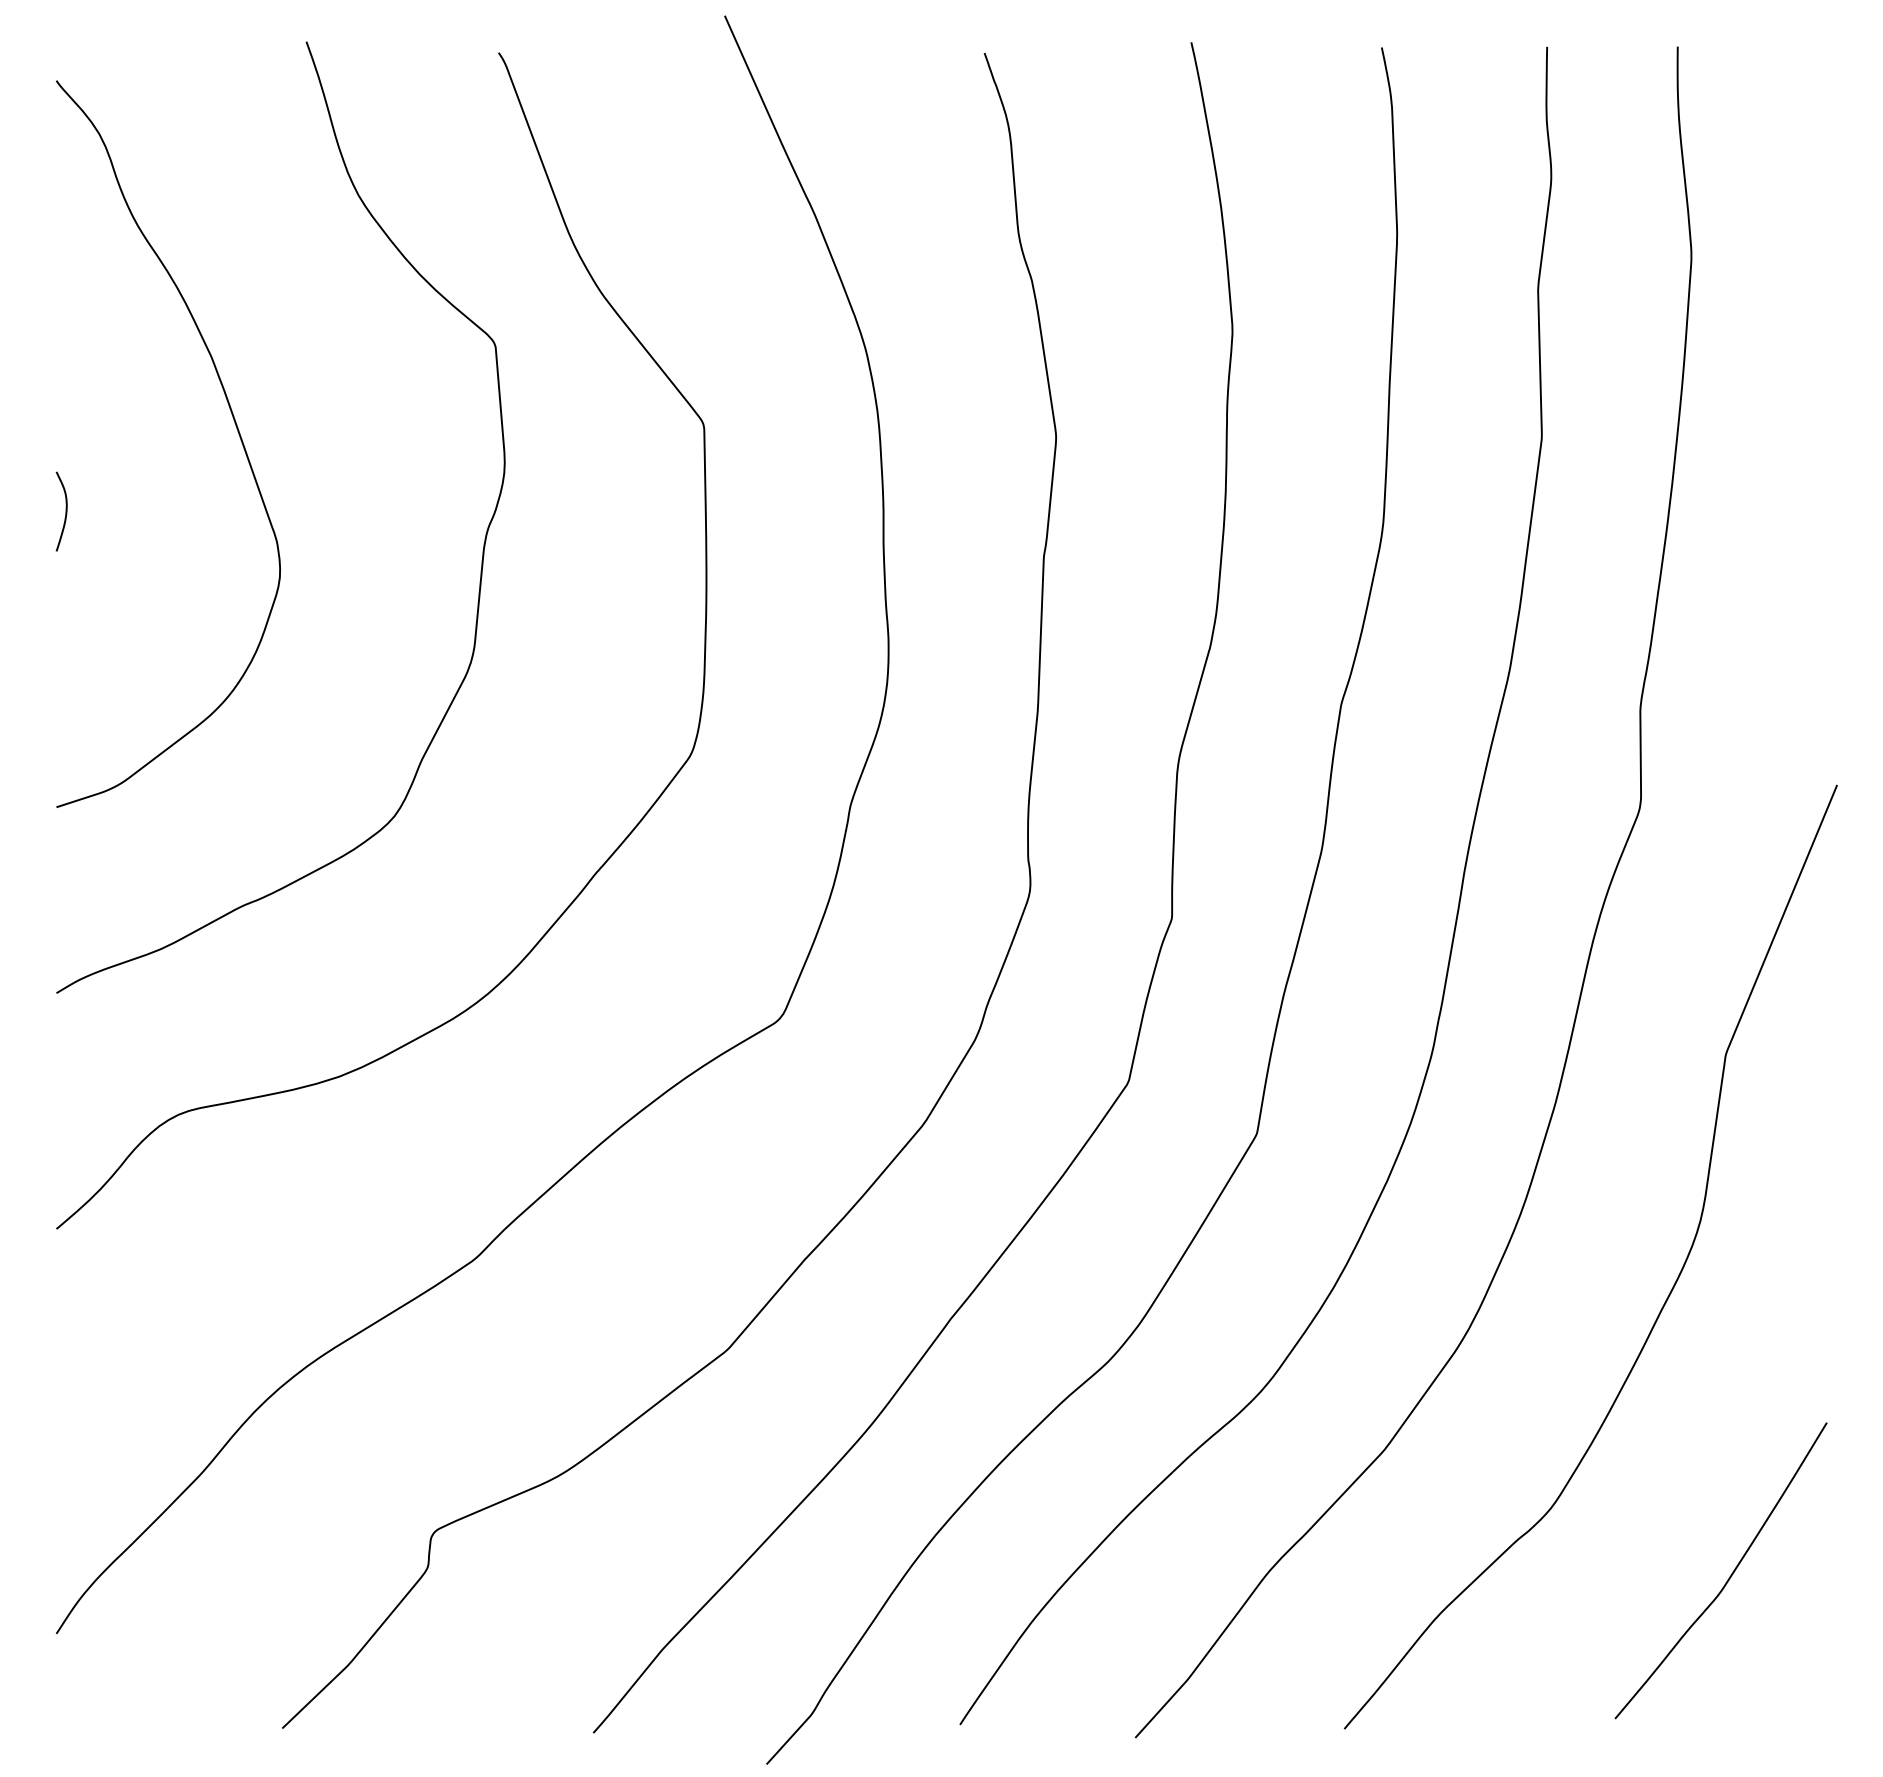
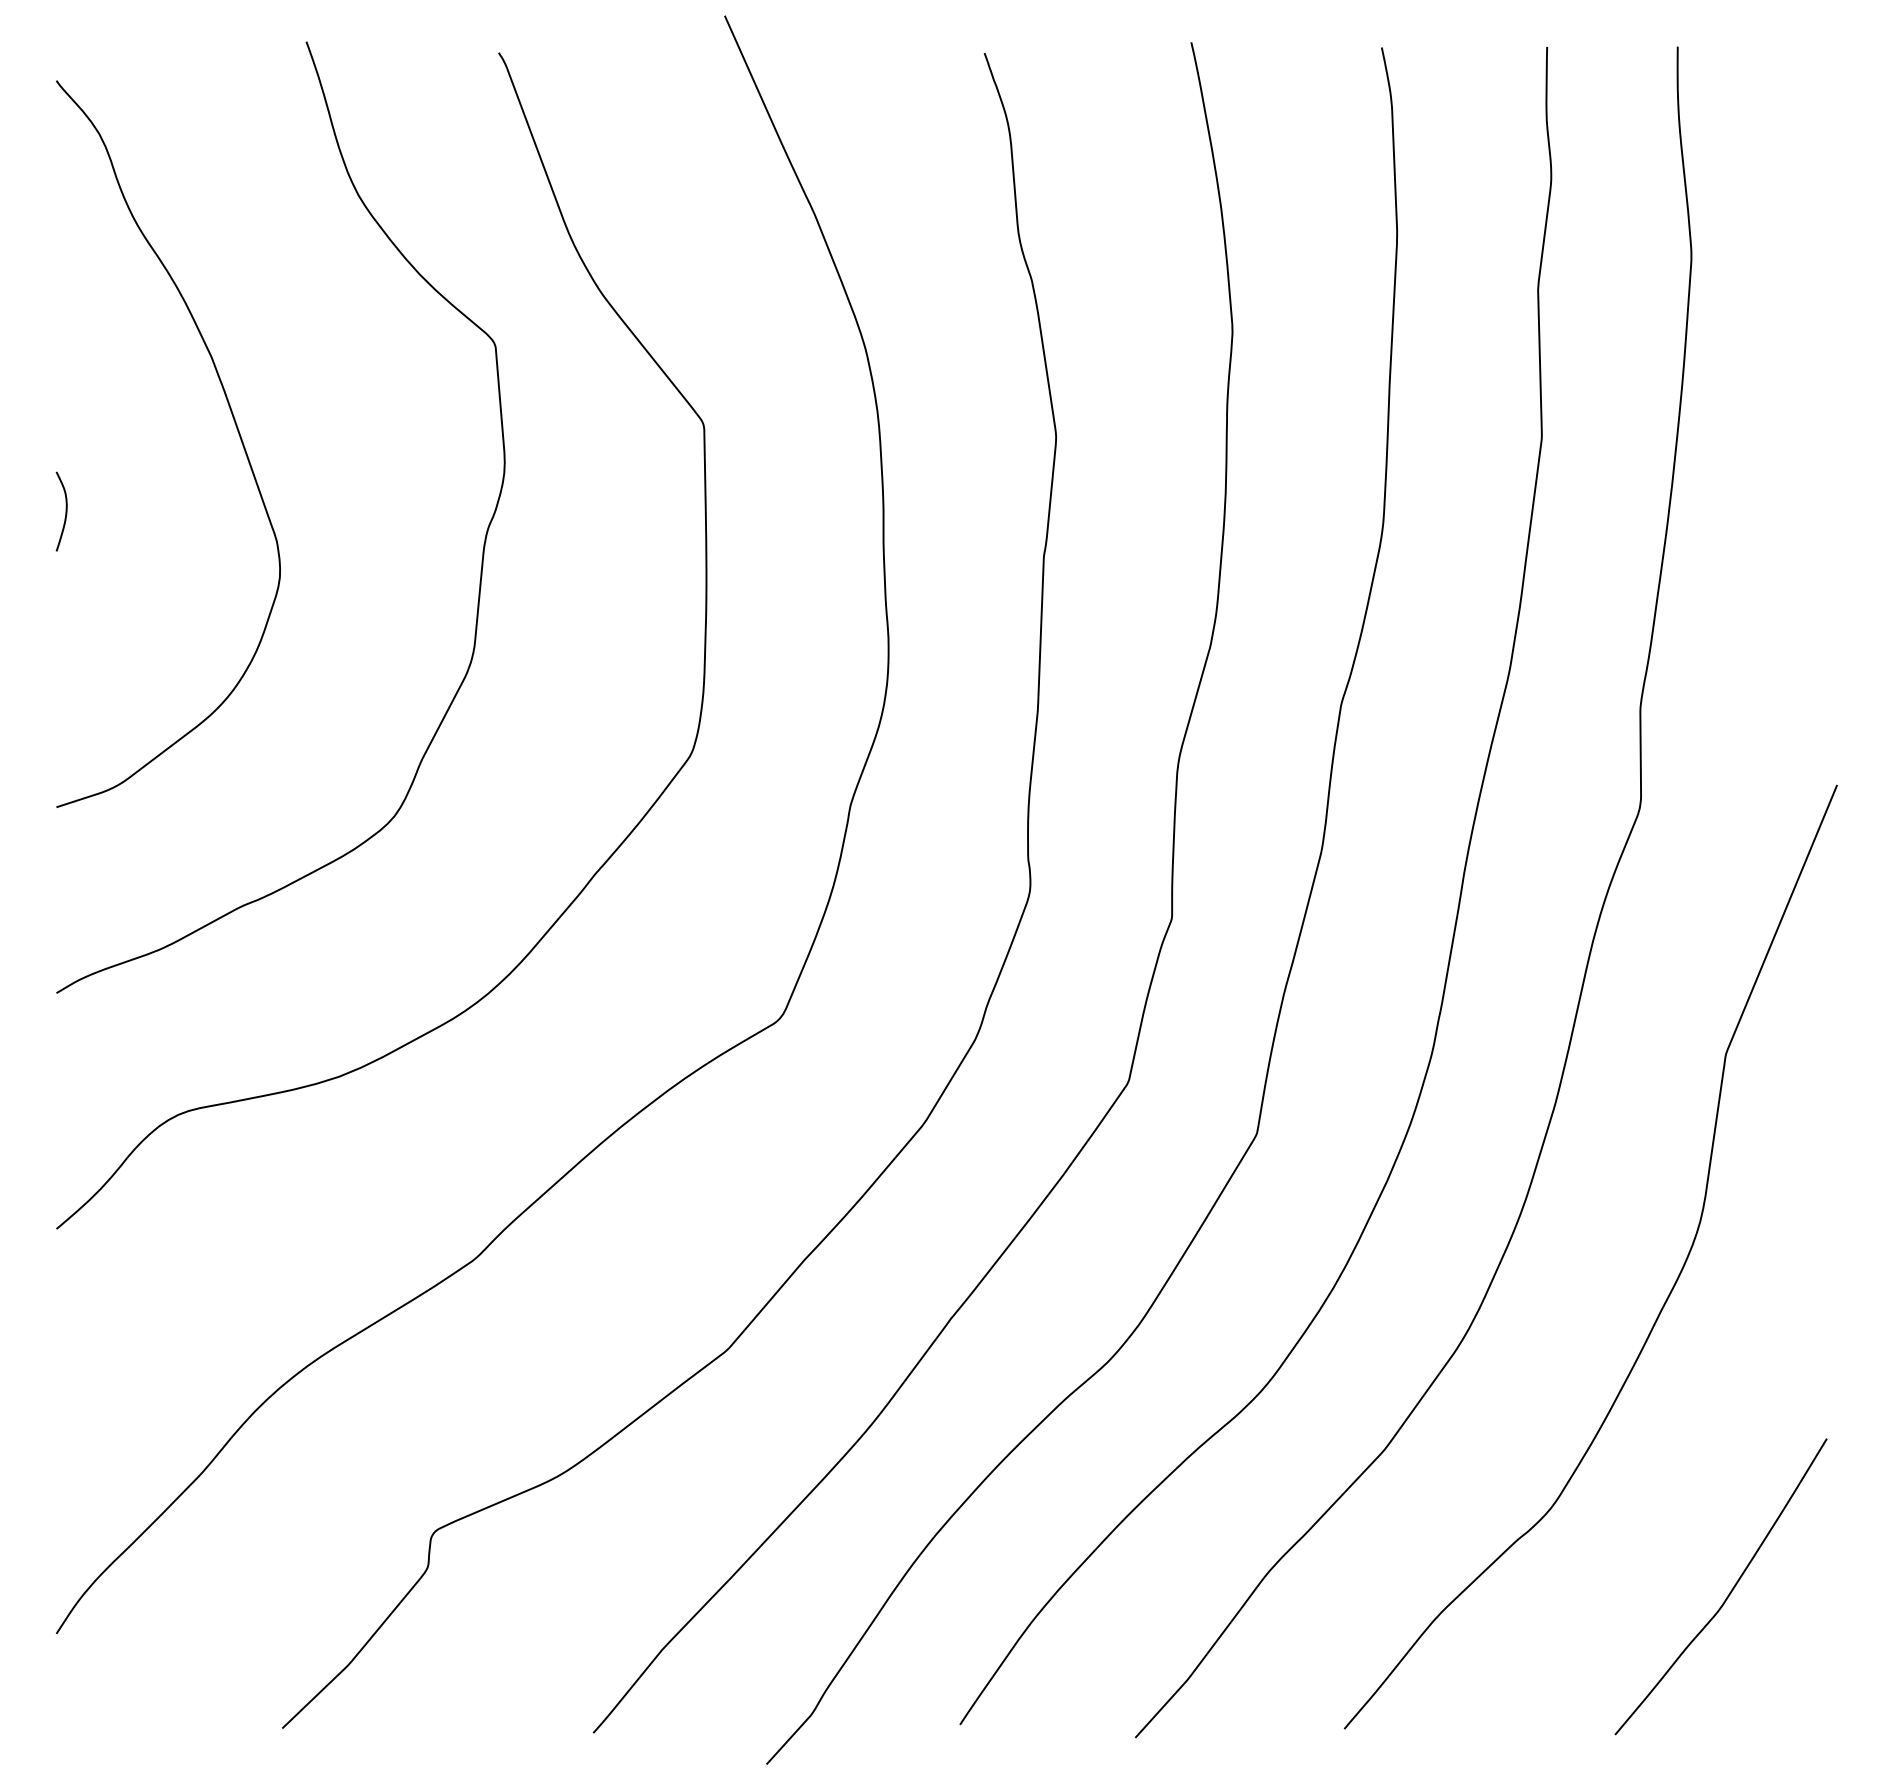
curve position: (1729, 1576) -> (1729, 1592) (1729, 1592)
